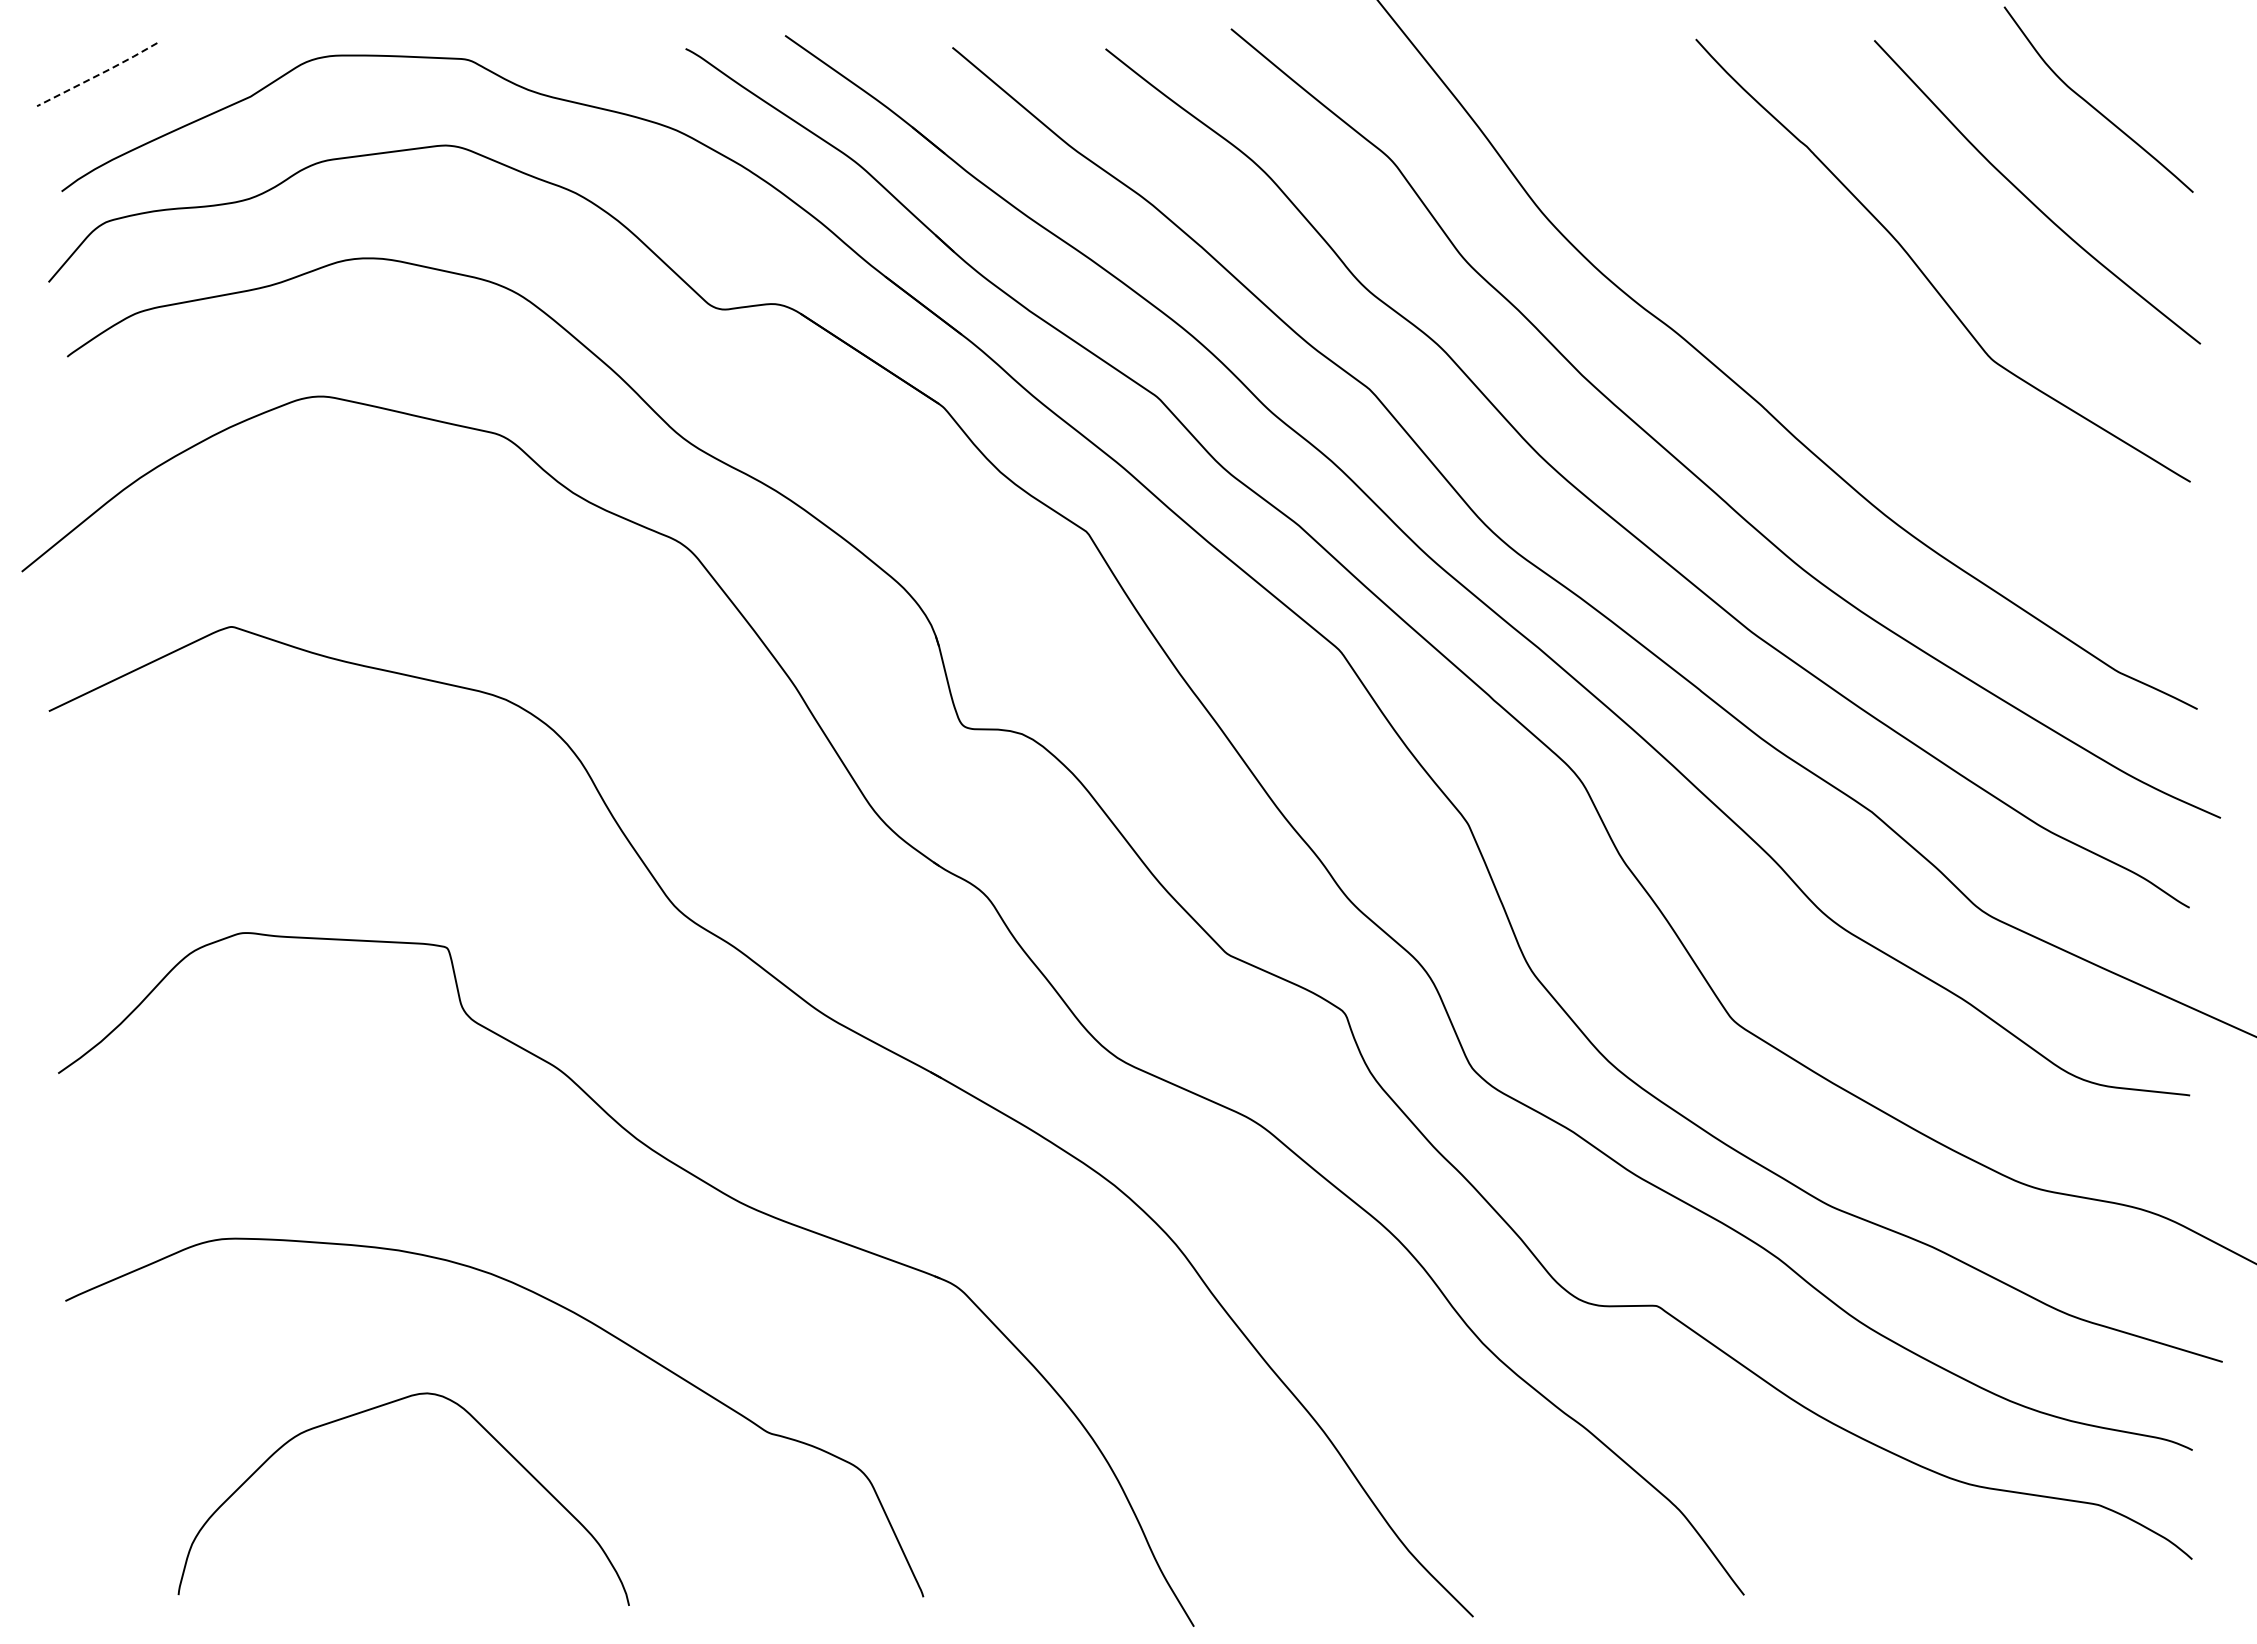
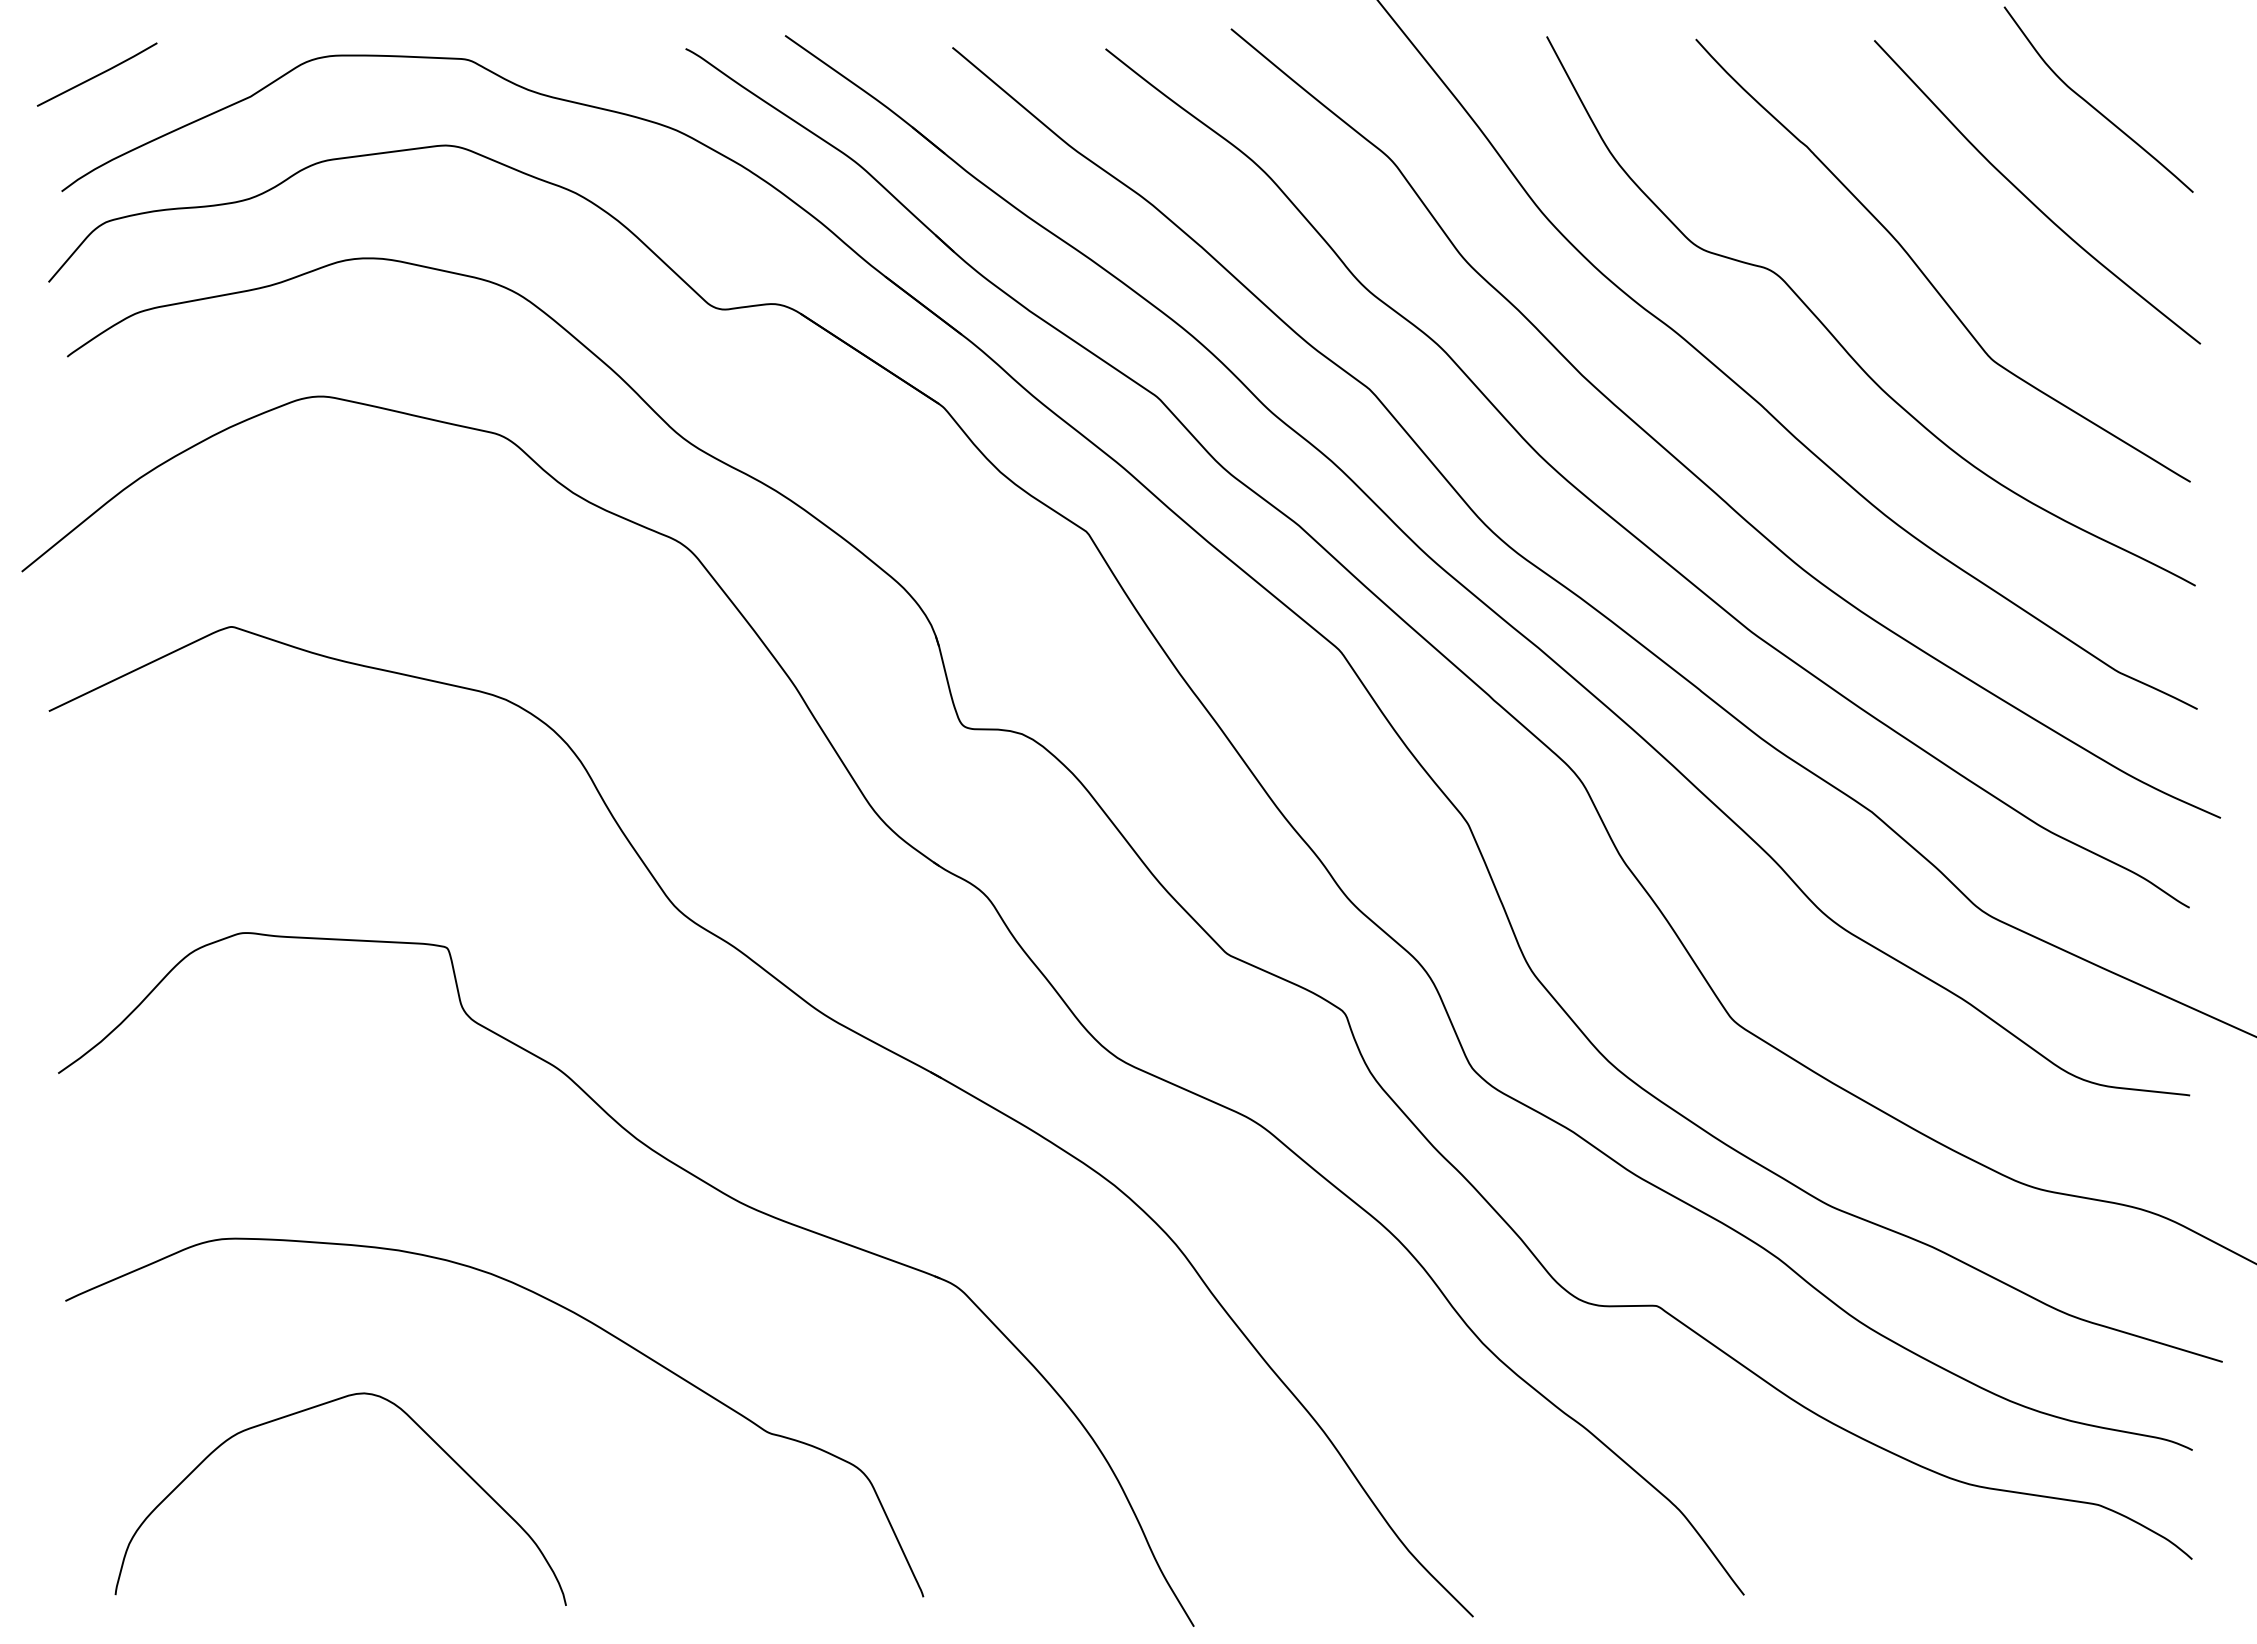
line: dashed -> solid (97, 75)
curve: none -> present (1839, 341)
curve position: (373, 1409) -> (310, 1409) (310, 1409)
